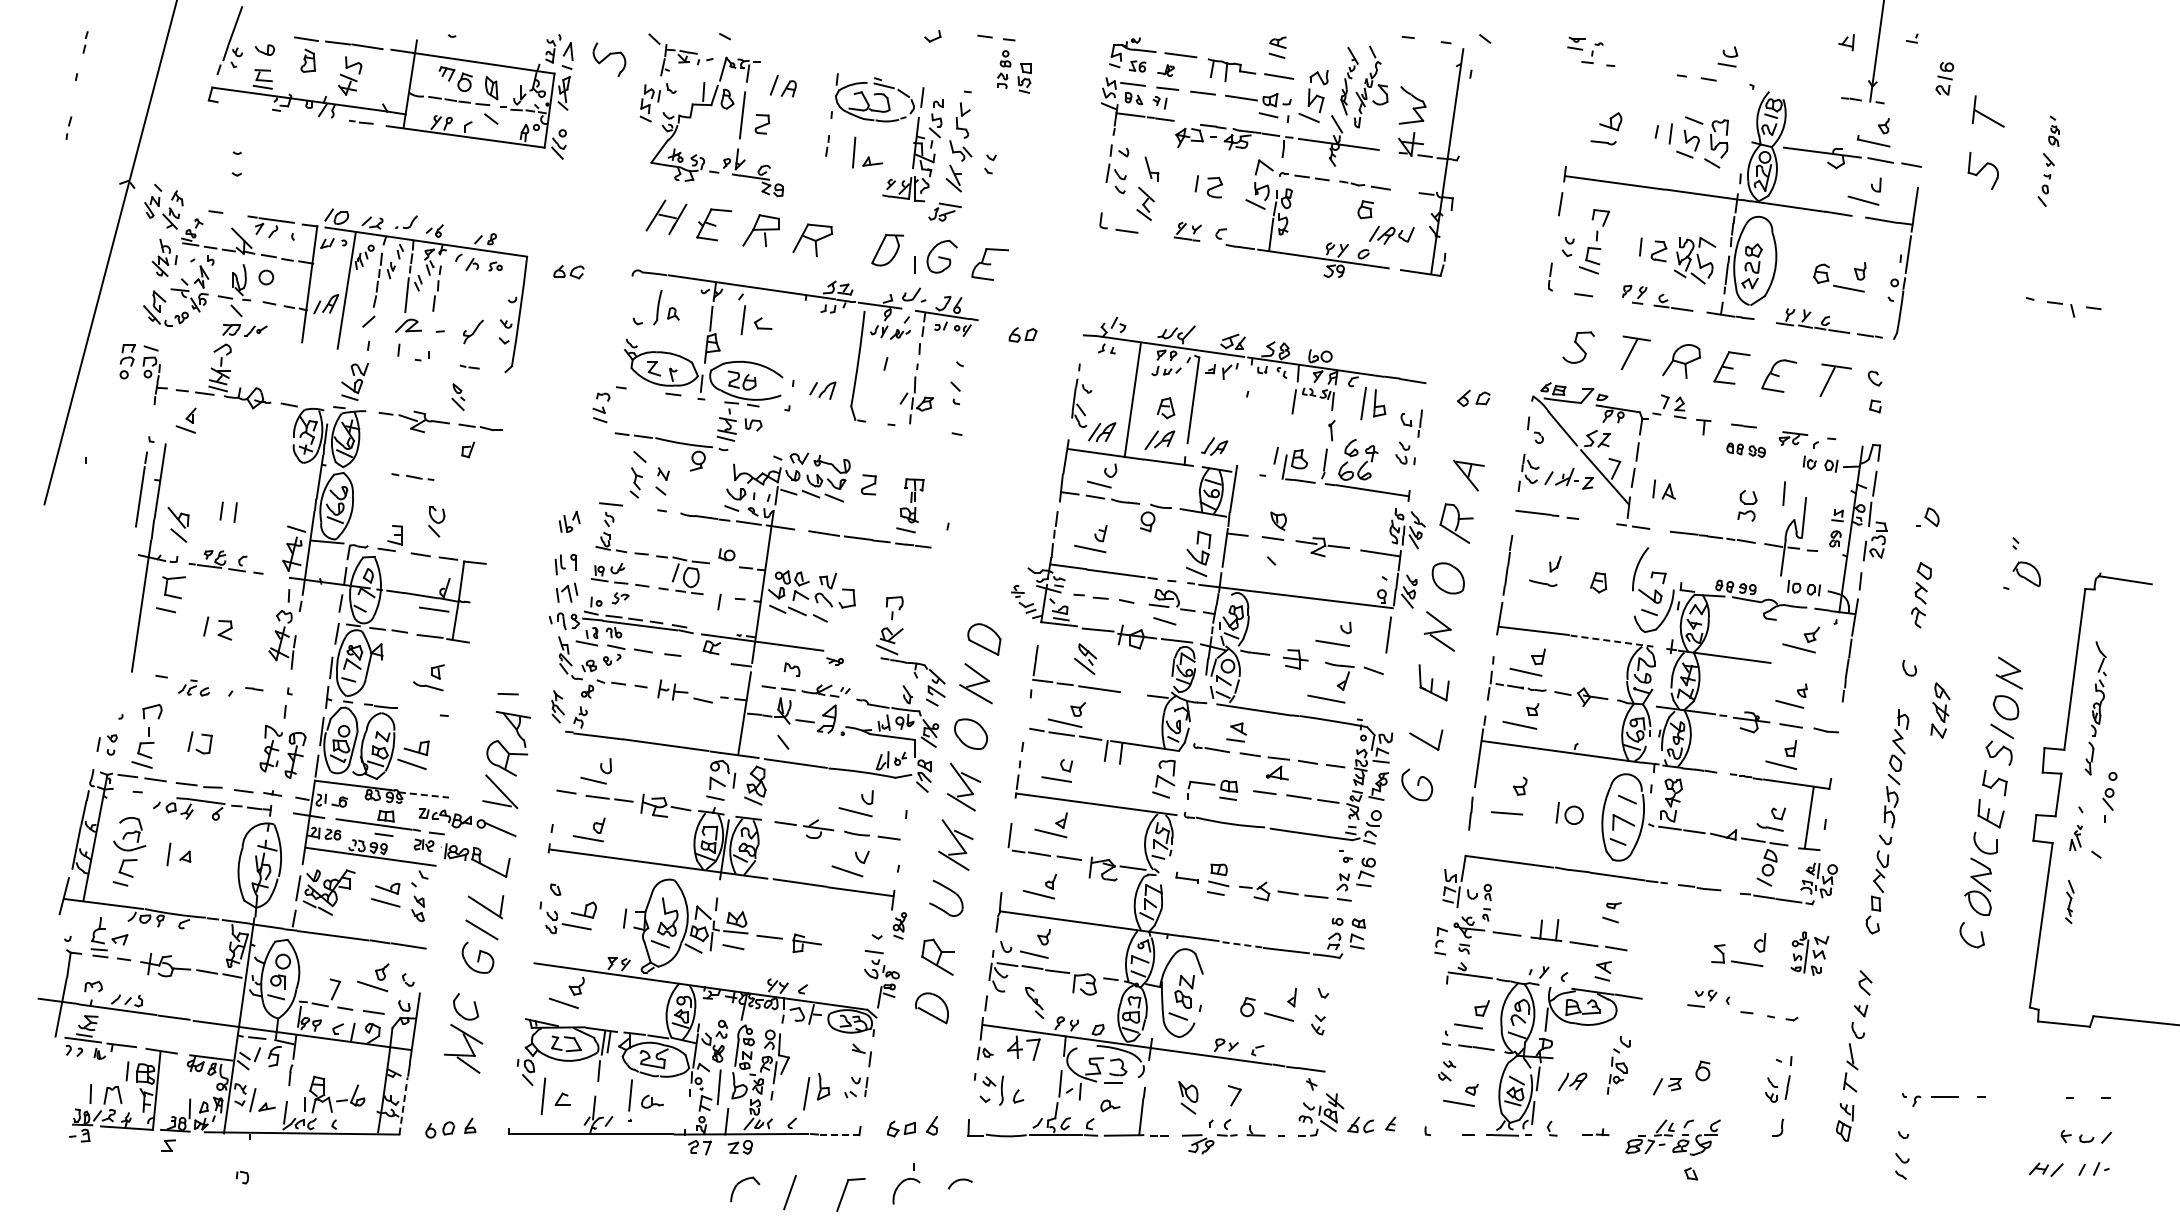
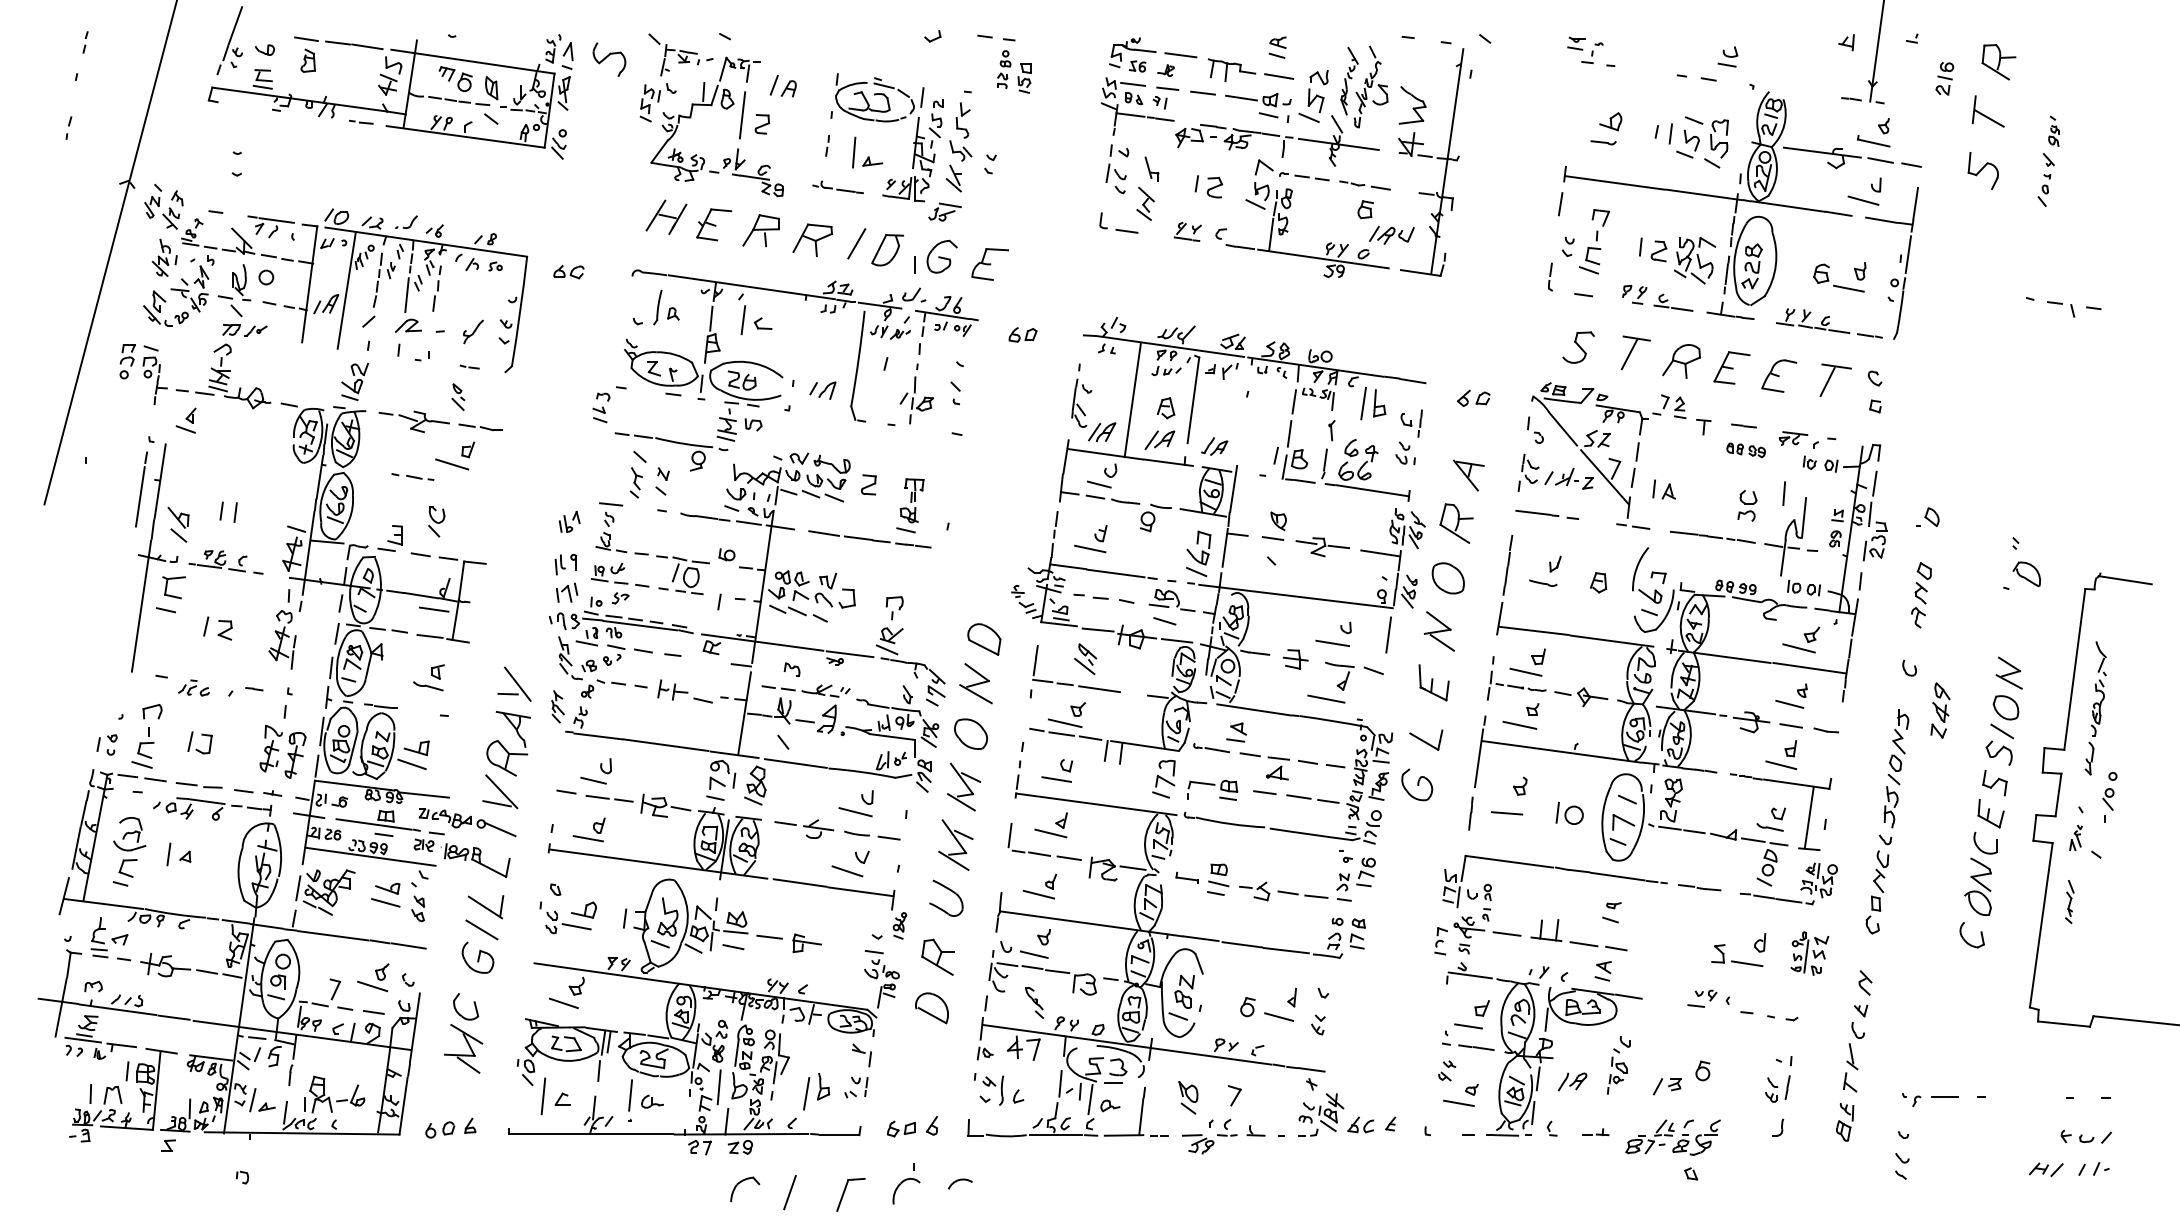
part: none -> present (1998, 62)
part position: (350, 75) -> (390, 75) (390, 75)
part: none -> present (837, 186)
line: none -> present (856, 243)
line: none -> present (1289, 433)
line: none -> present (452, 464)
line: dashed -> solid (1611, 641)
line: none -> present (849, 654)
line: none -> present (1809, 667)
line: none -> present (517, 683)
line: dashed -> solid (424, 795)
line: dashed -> solid (1242, 944)
line: none -> present (1090, 1099)
line: dashed -> solid (403, 1106)
line: dashed -> solid (839, 1135)
